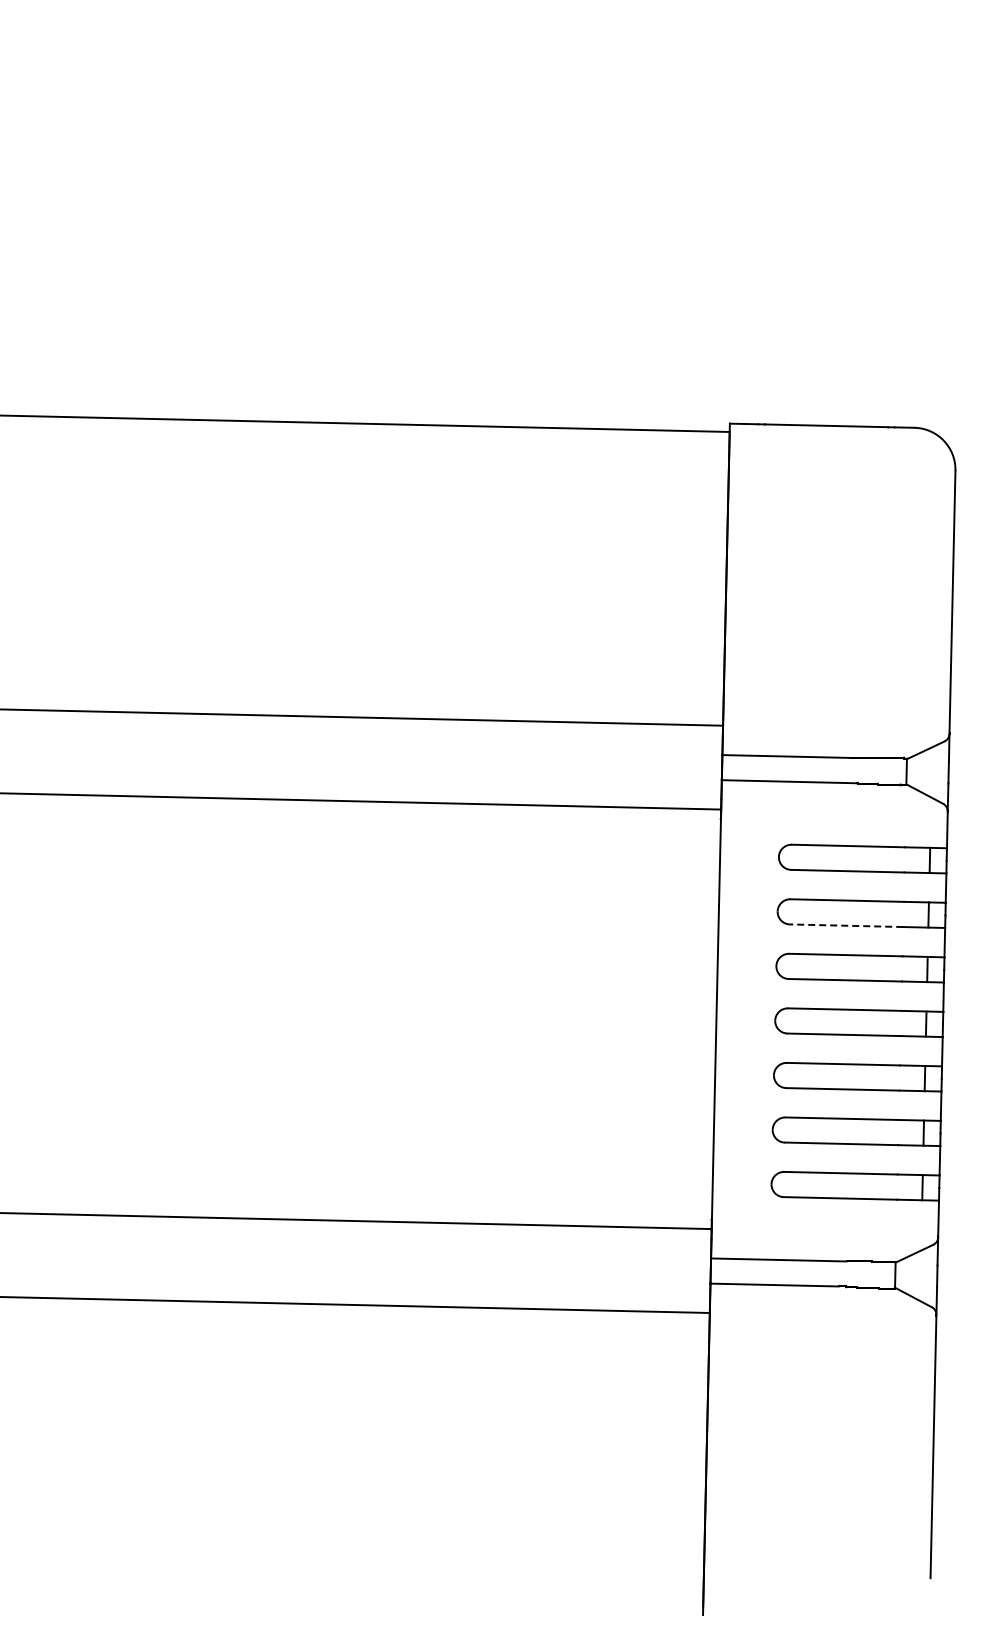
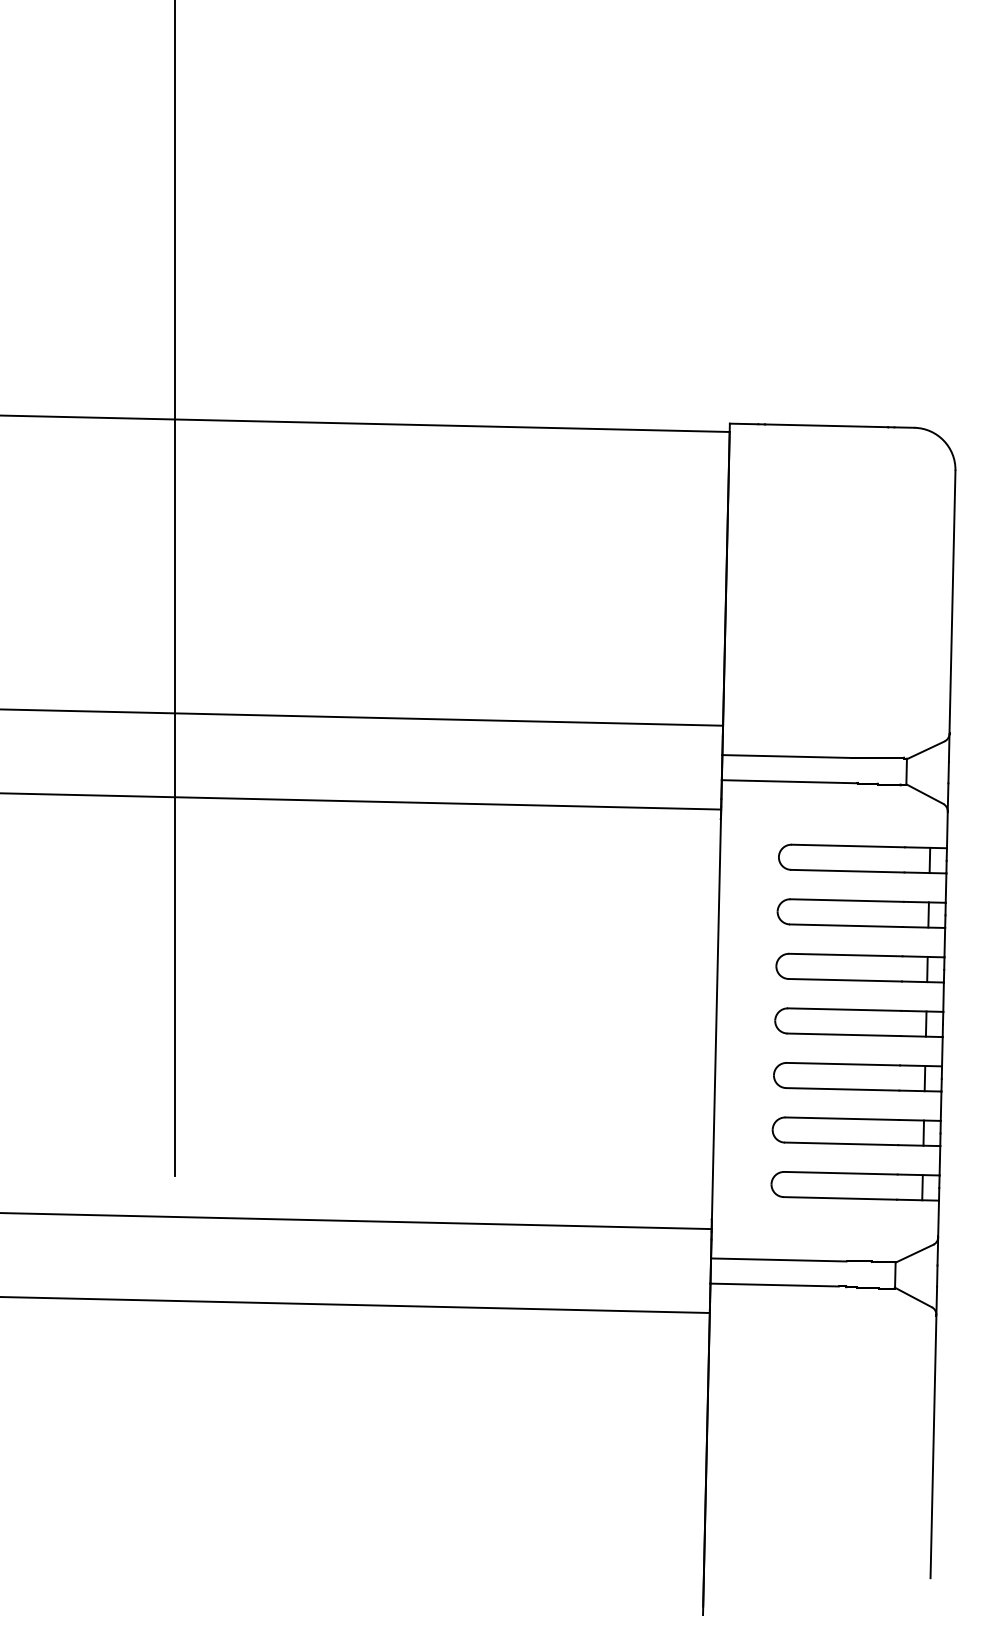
line: none -> present (174, 588)
line: dashed -> solid (846, 925)
